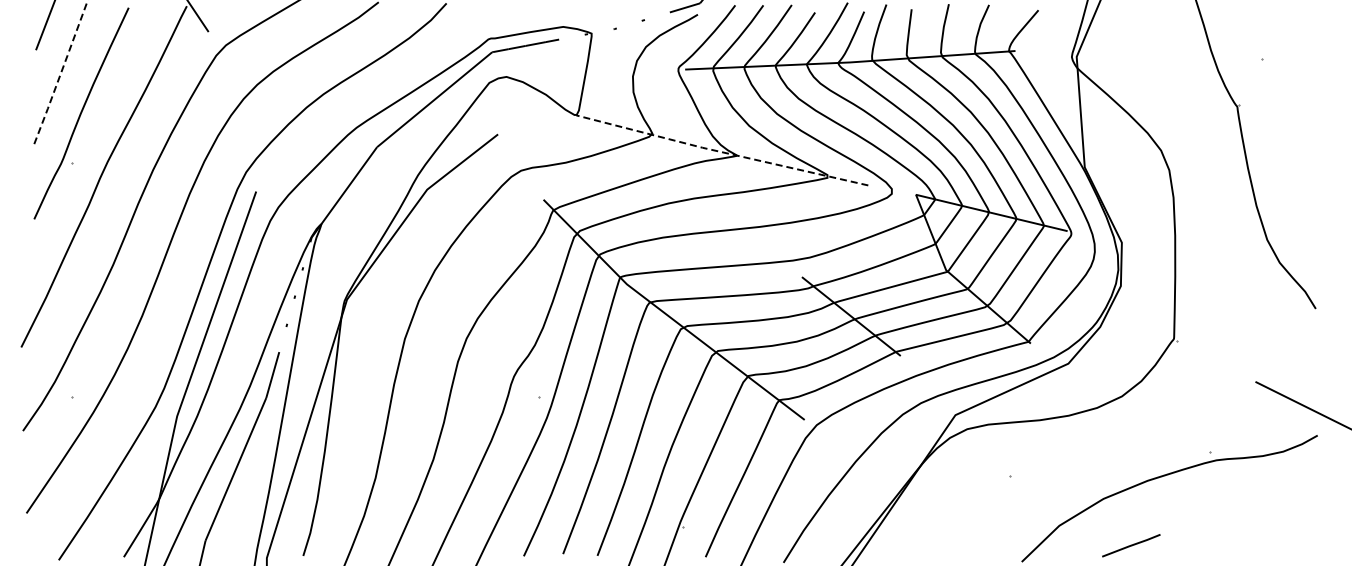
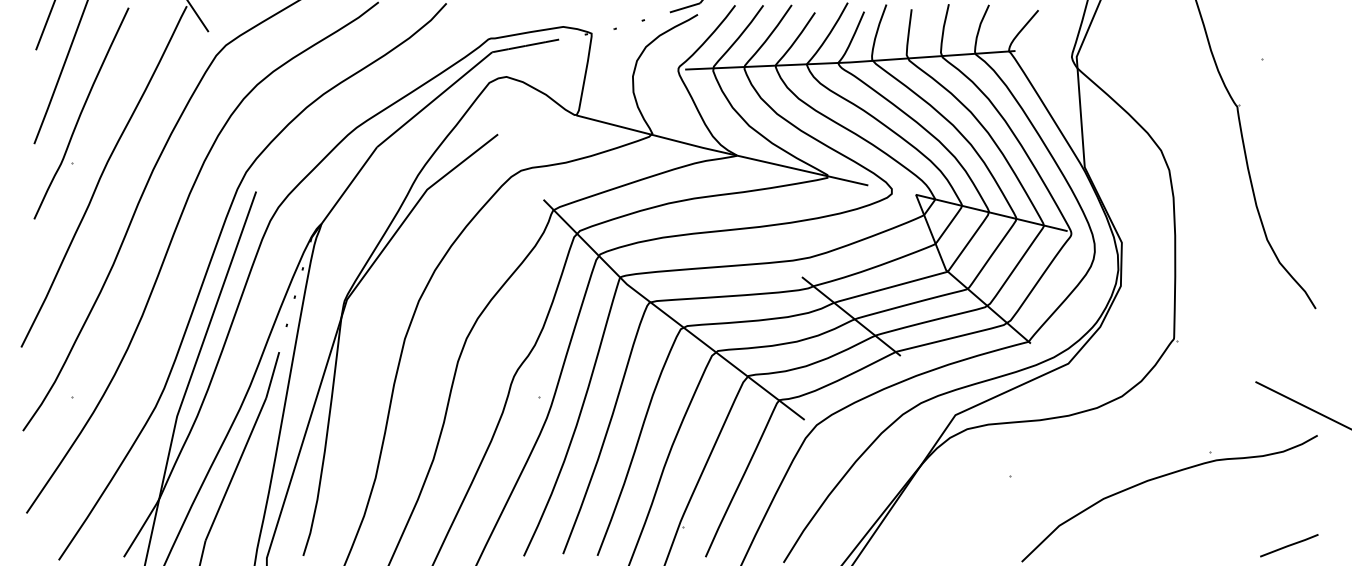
line: dashed -> solid (61, 72)
line: dashed -> solid (721, 152)
line position: (1131, 545) -> (1289, 545) (1289, 545)
